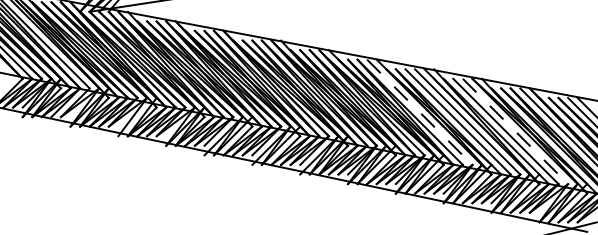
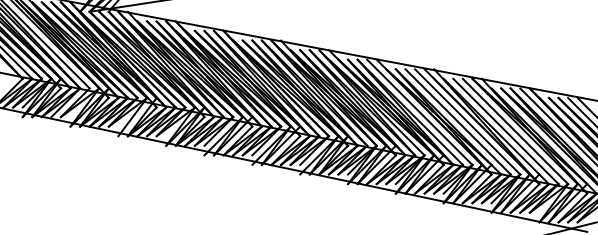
line: dashed -> solid (420, 112)
line: dashed -> solid (515, 131)
